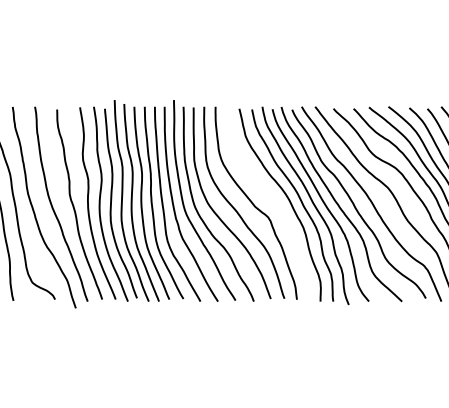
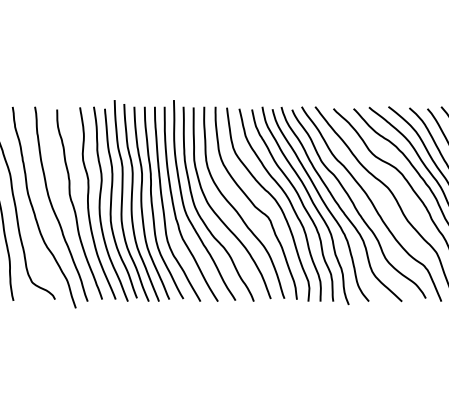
curve: none -> present (273, 199)
